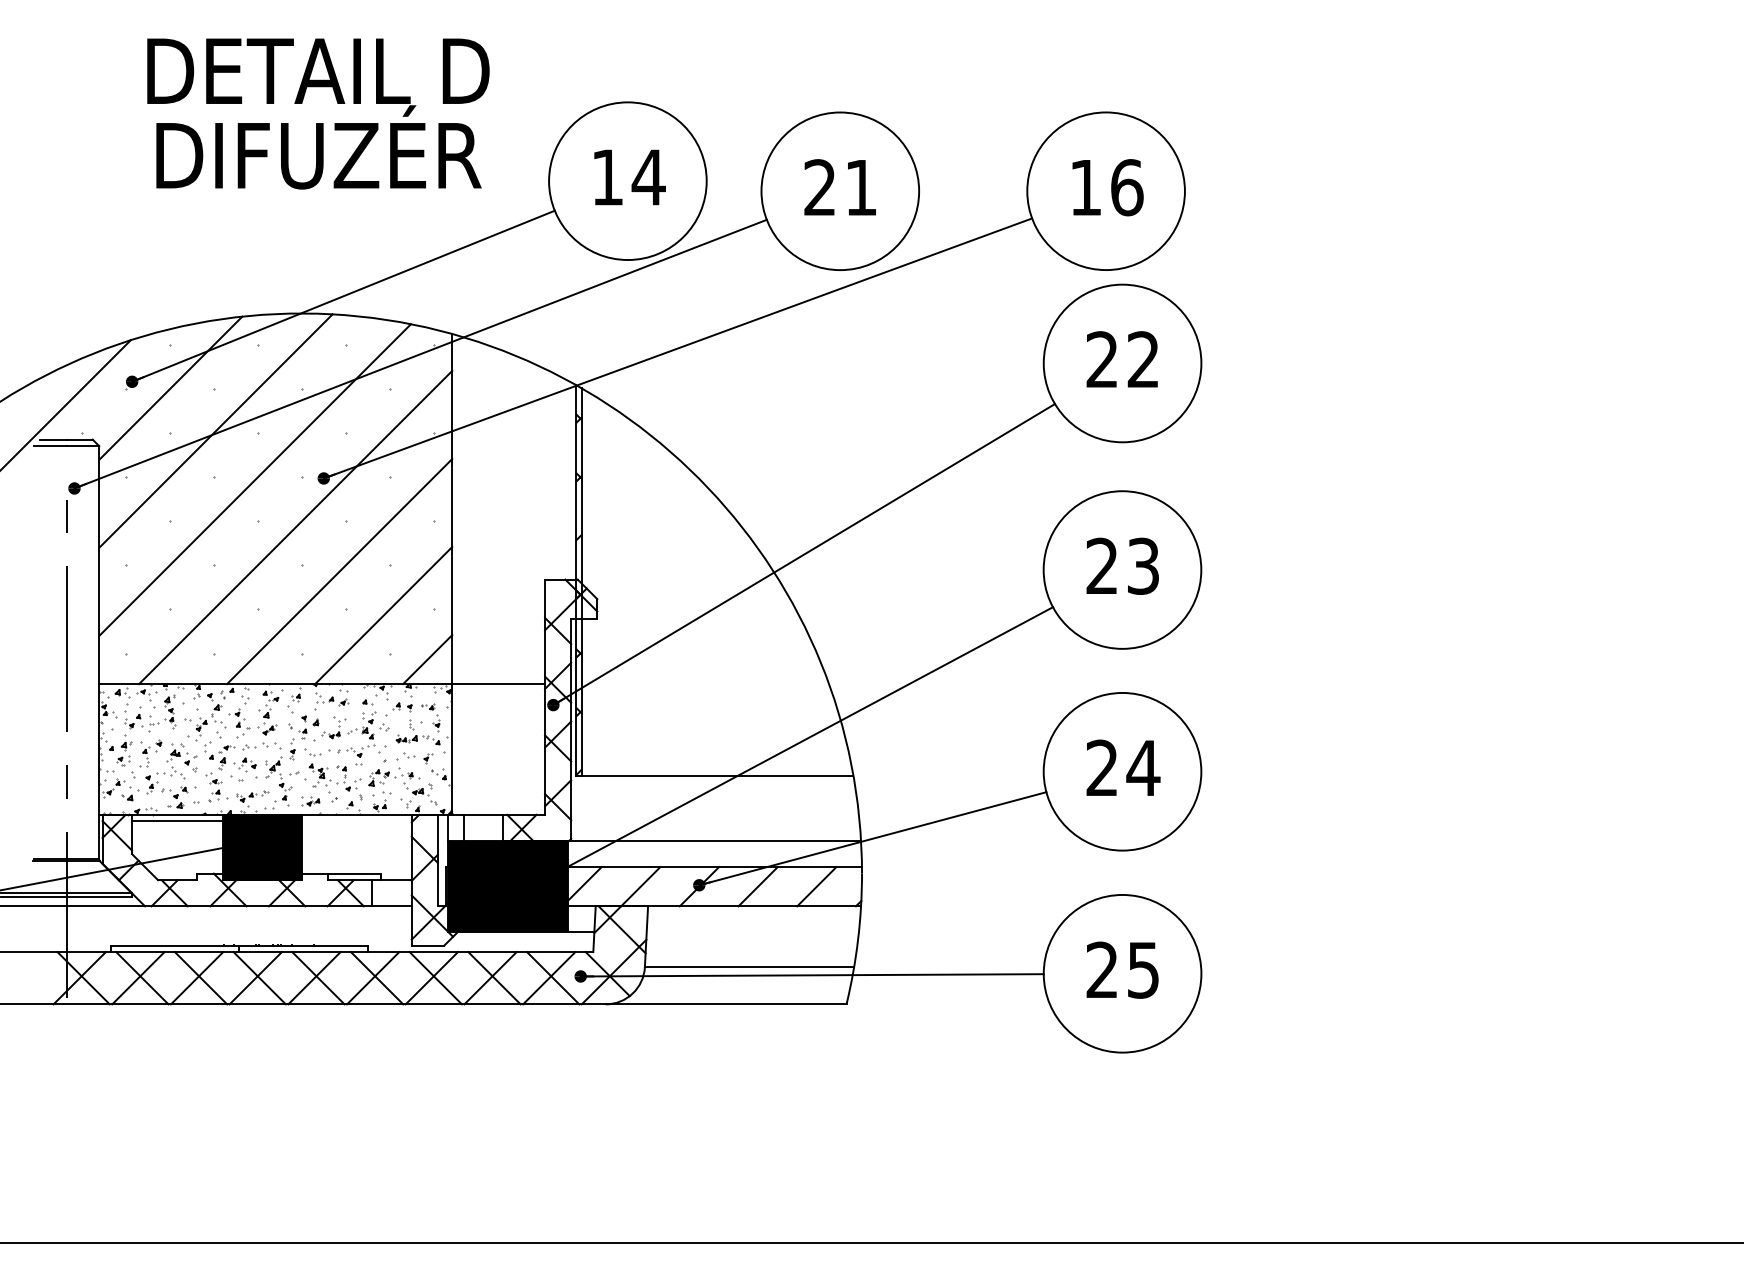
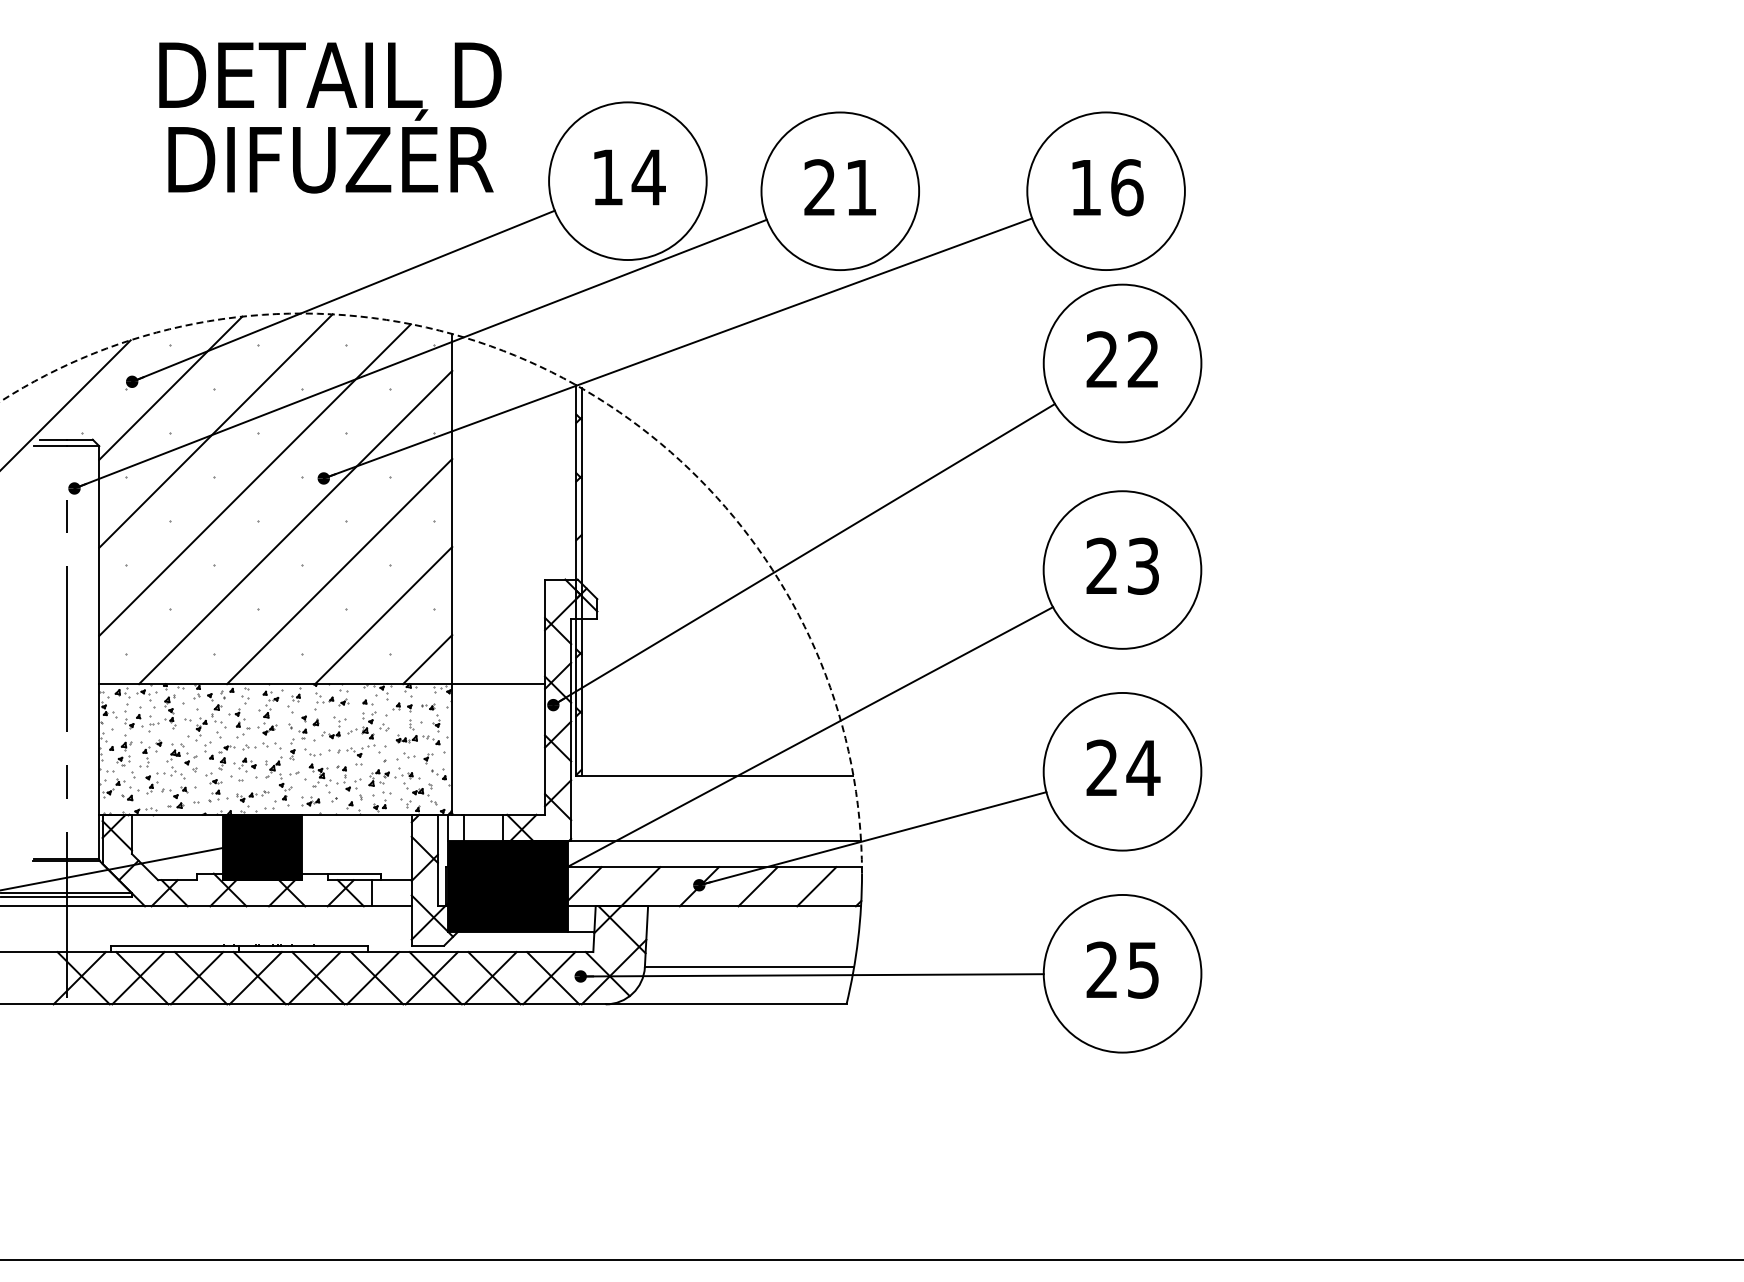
text position: (318, 113) -> (330, 117) (330, 117)
arc: solid -> dashed (574, 383)
line: present -> none (177, 821)
line position: (871, 1243) -> (871, 1260) (871, 1260)
